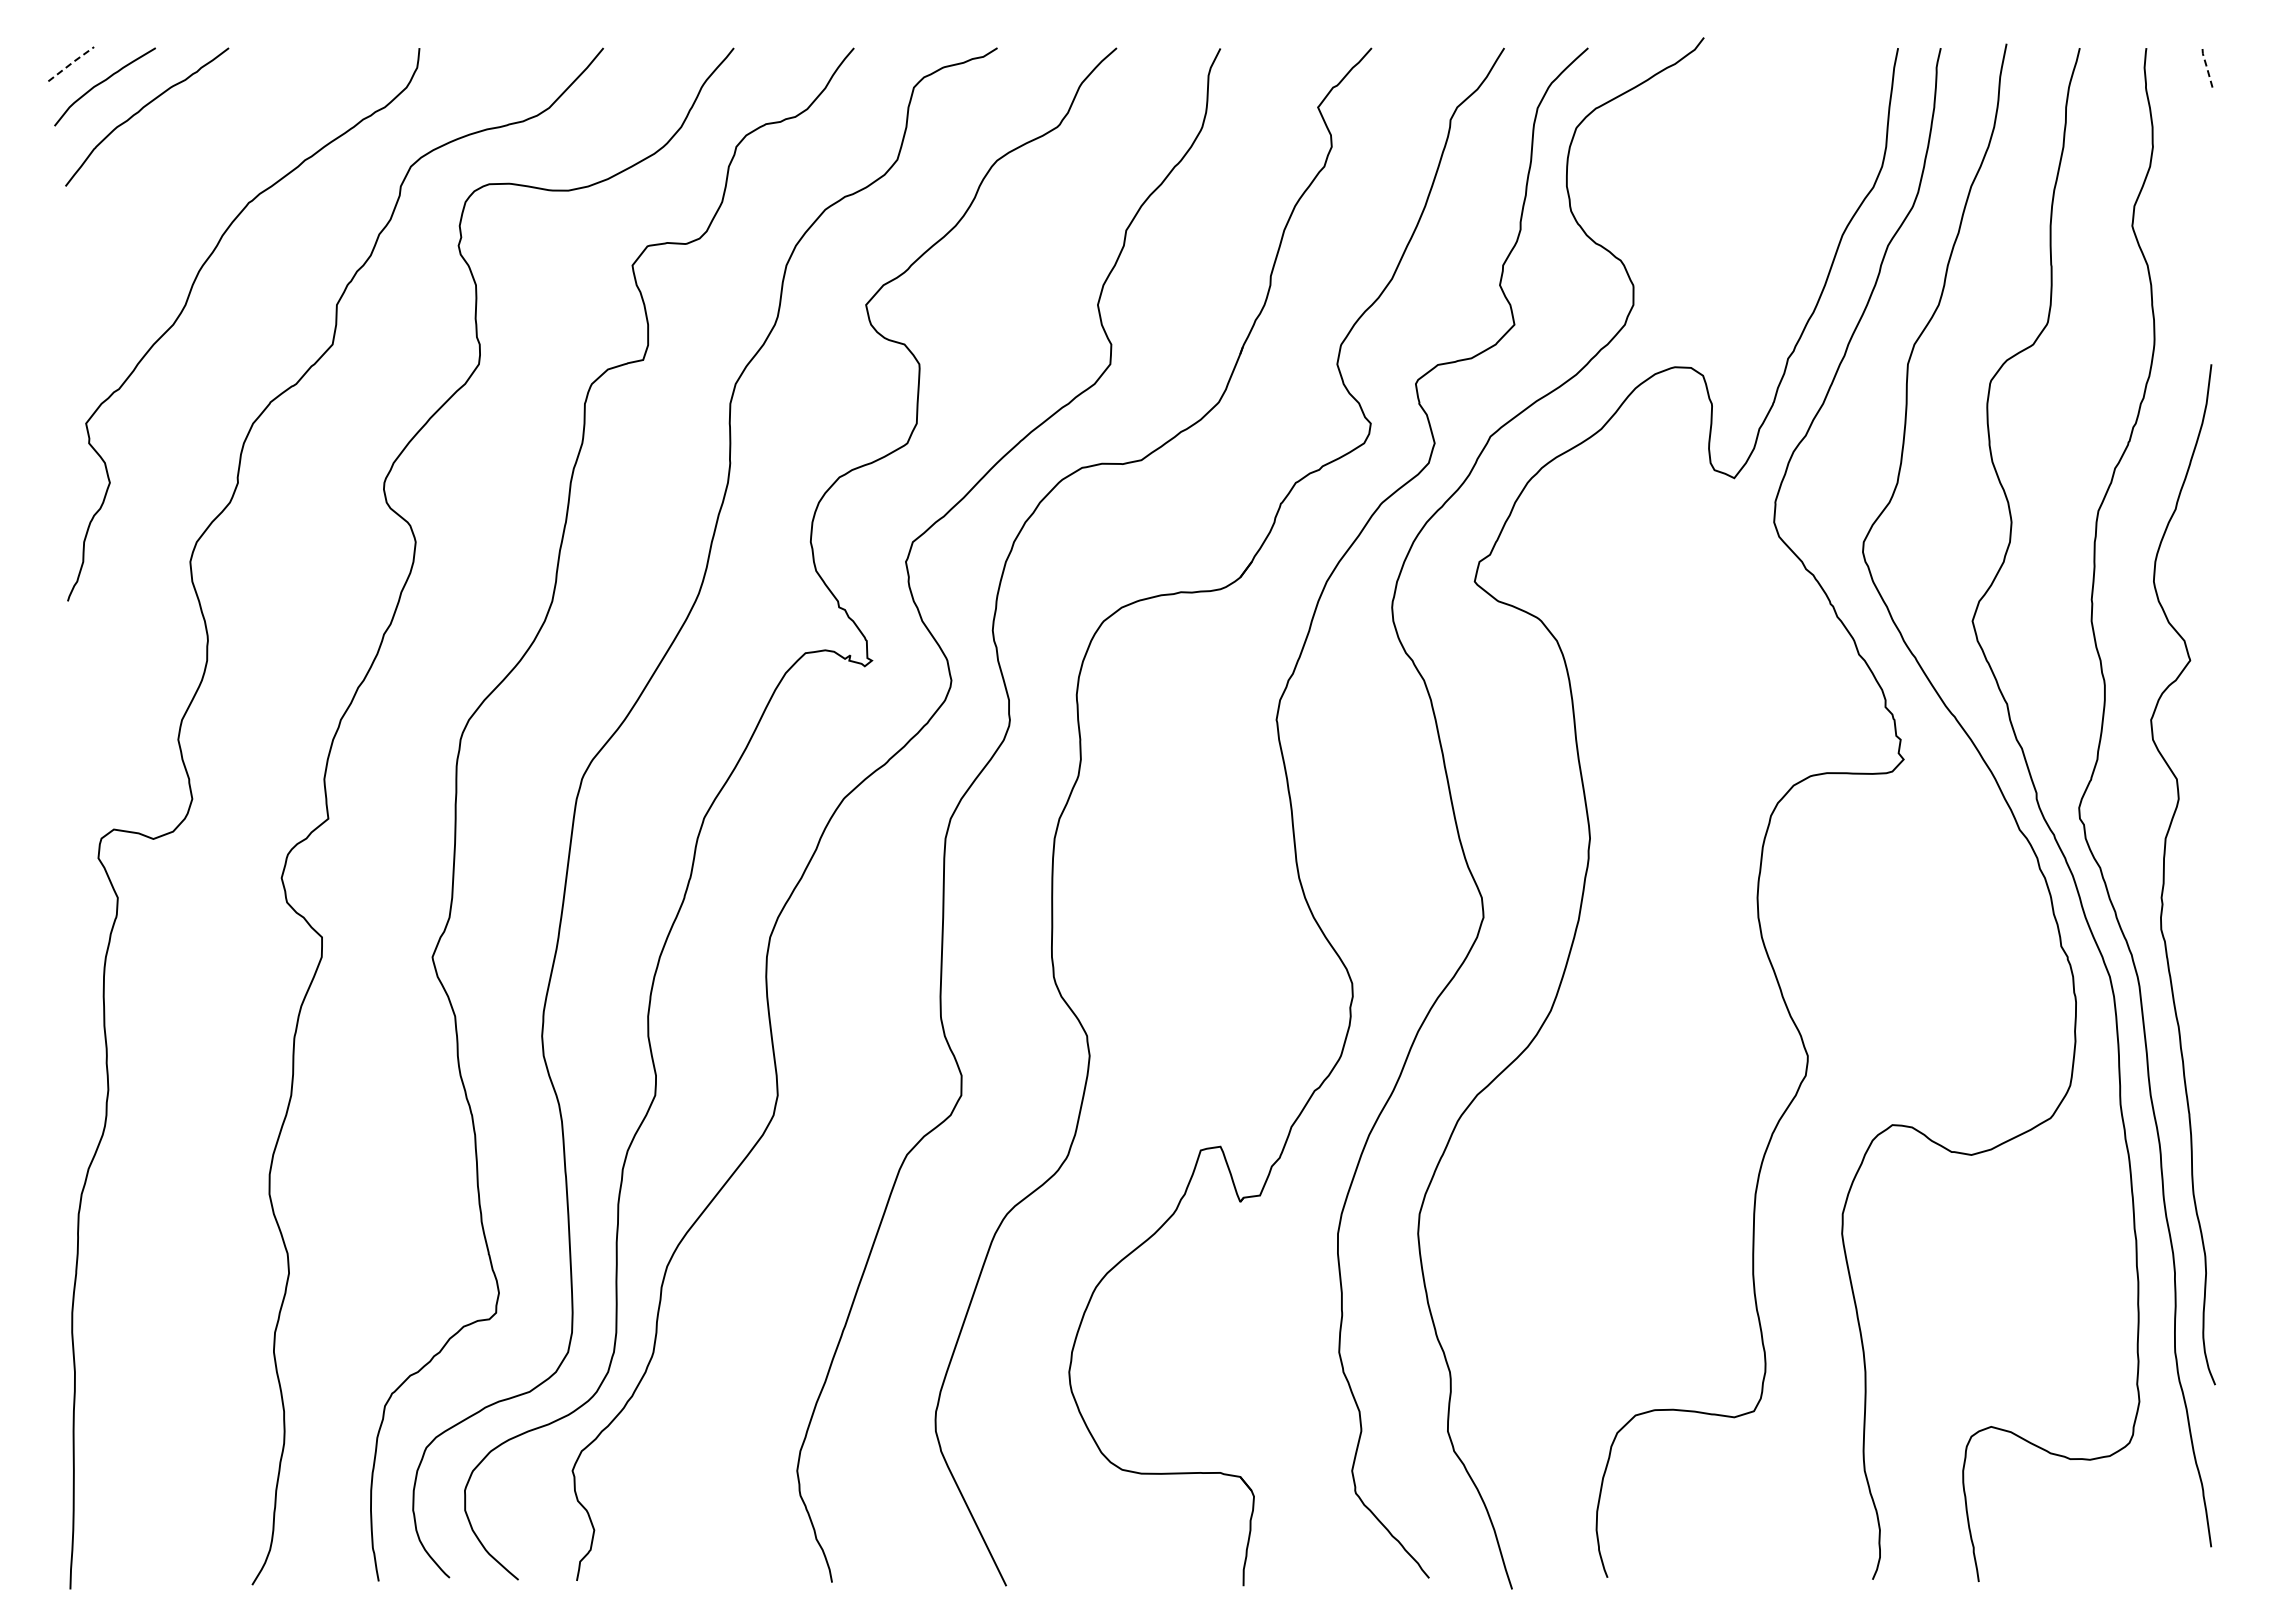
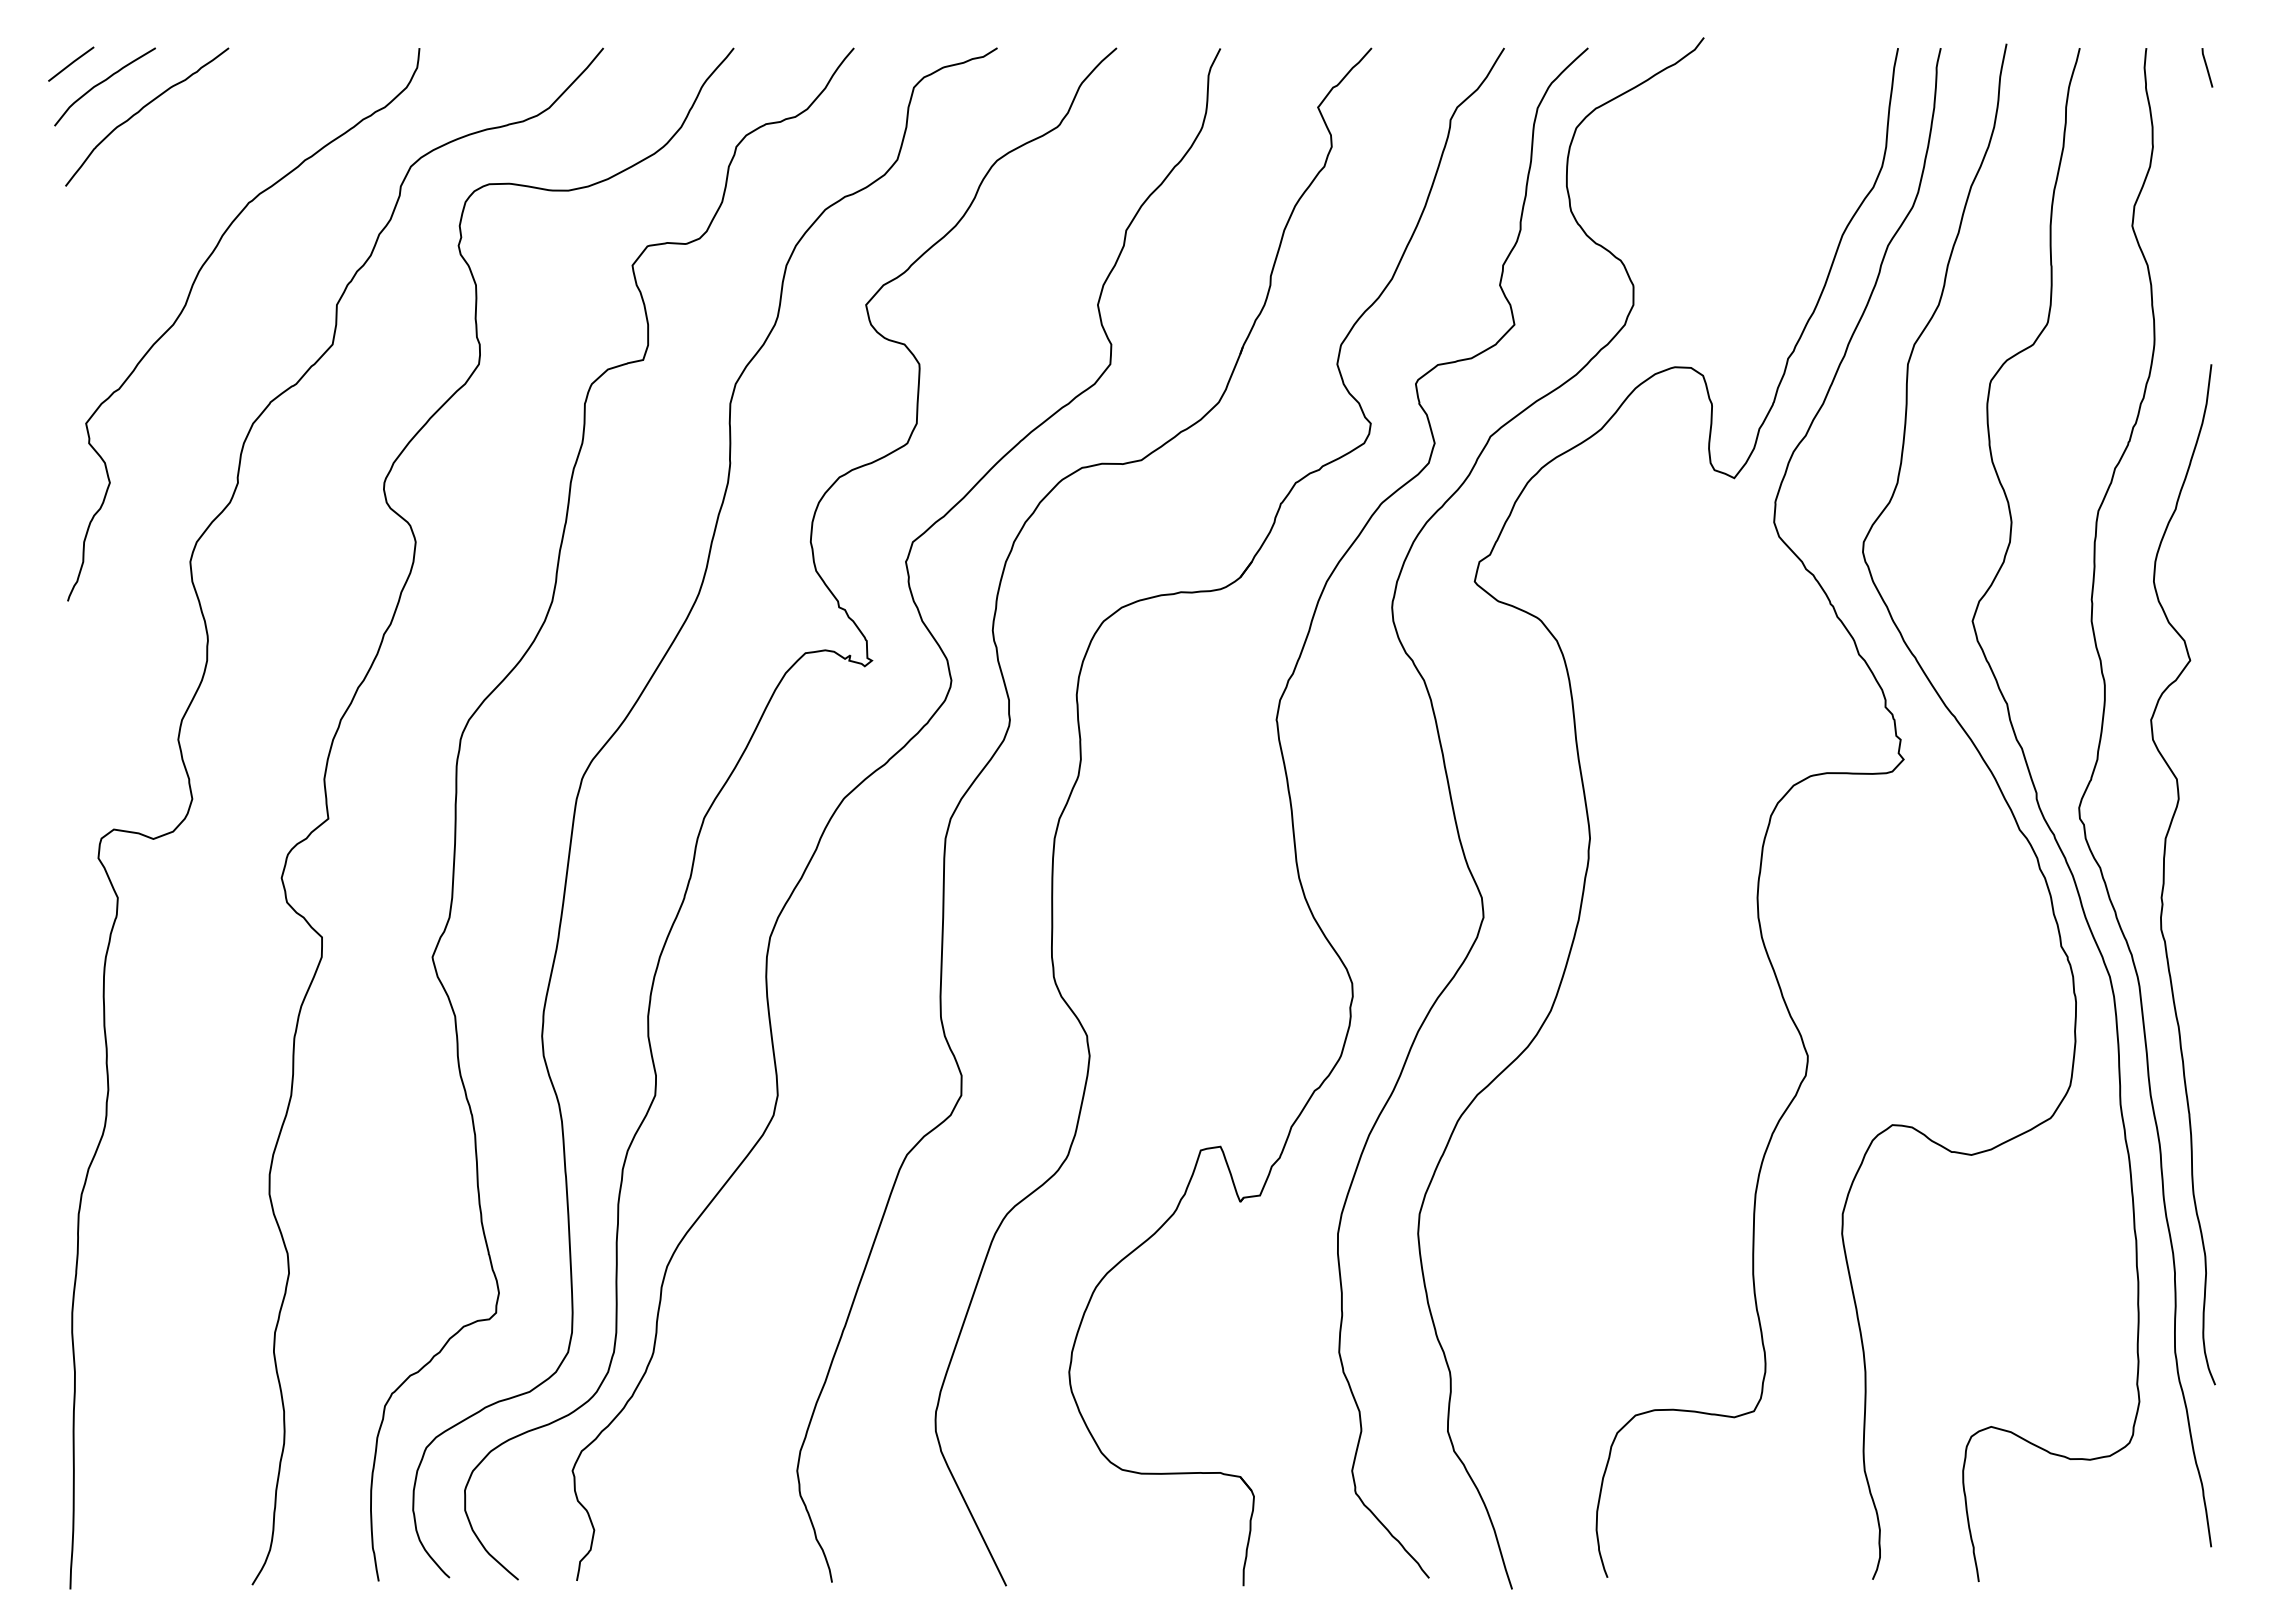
line: dashed -> solid (72, 63)
line: dashed -> solid (2207, 67)
